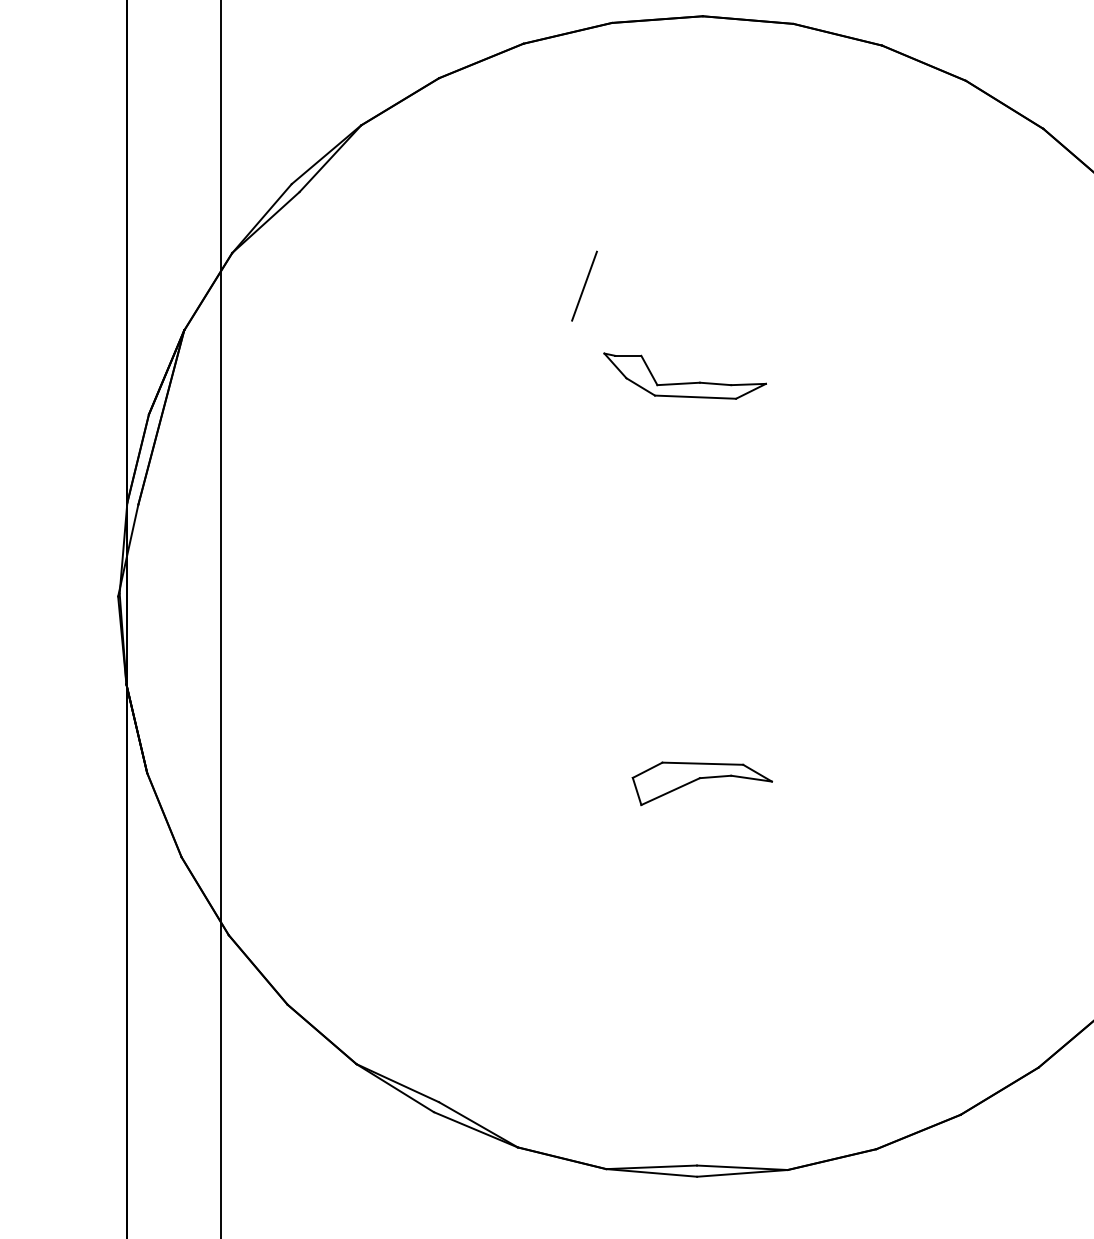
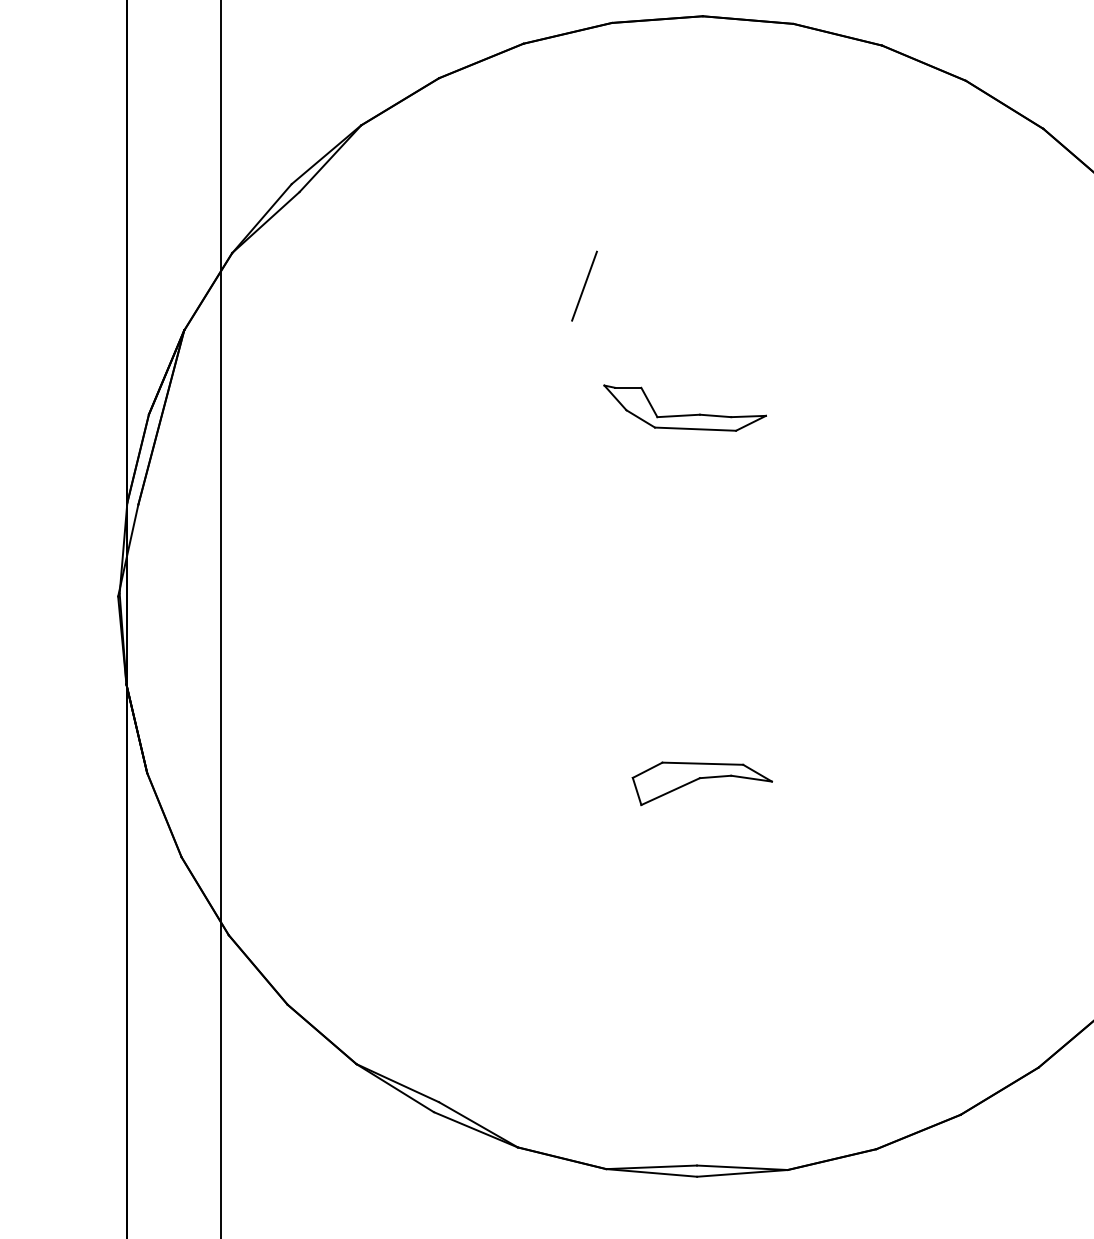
part position: (684, 382) -> (684, 414) (684, 414)
